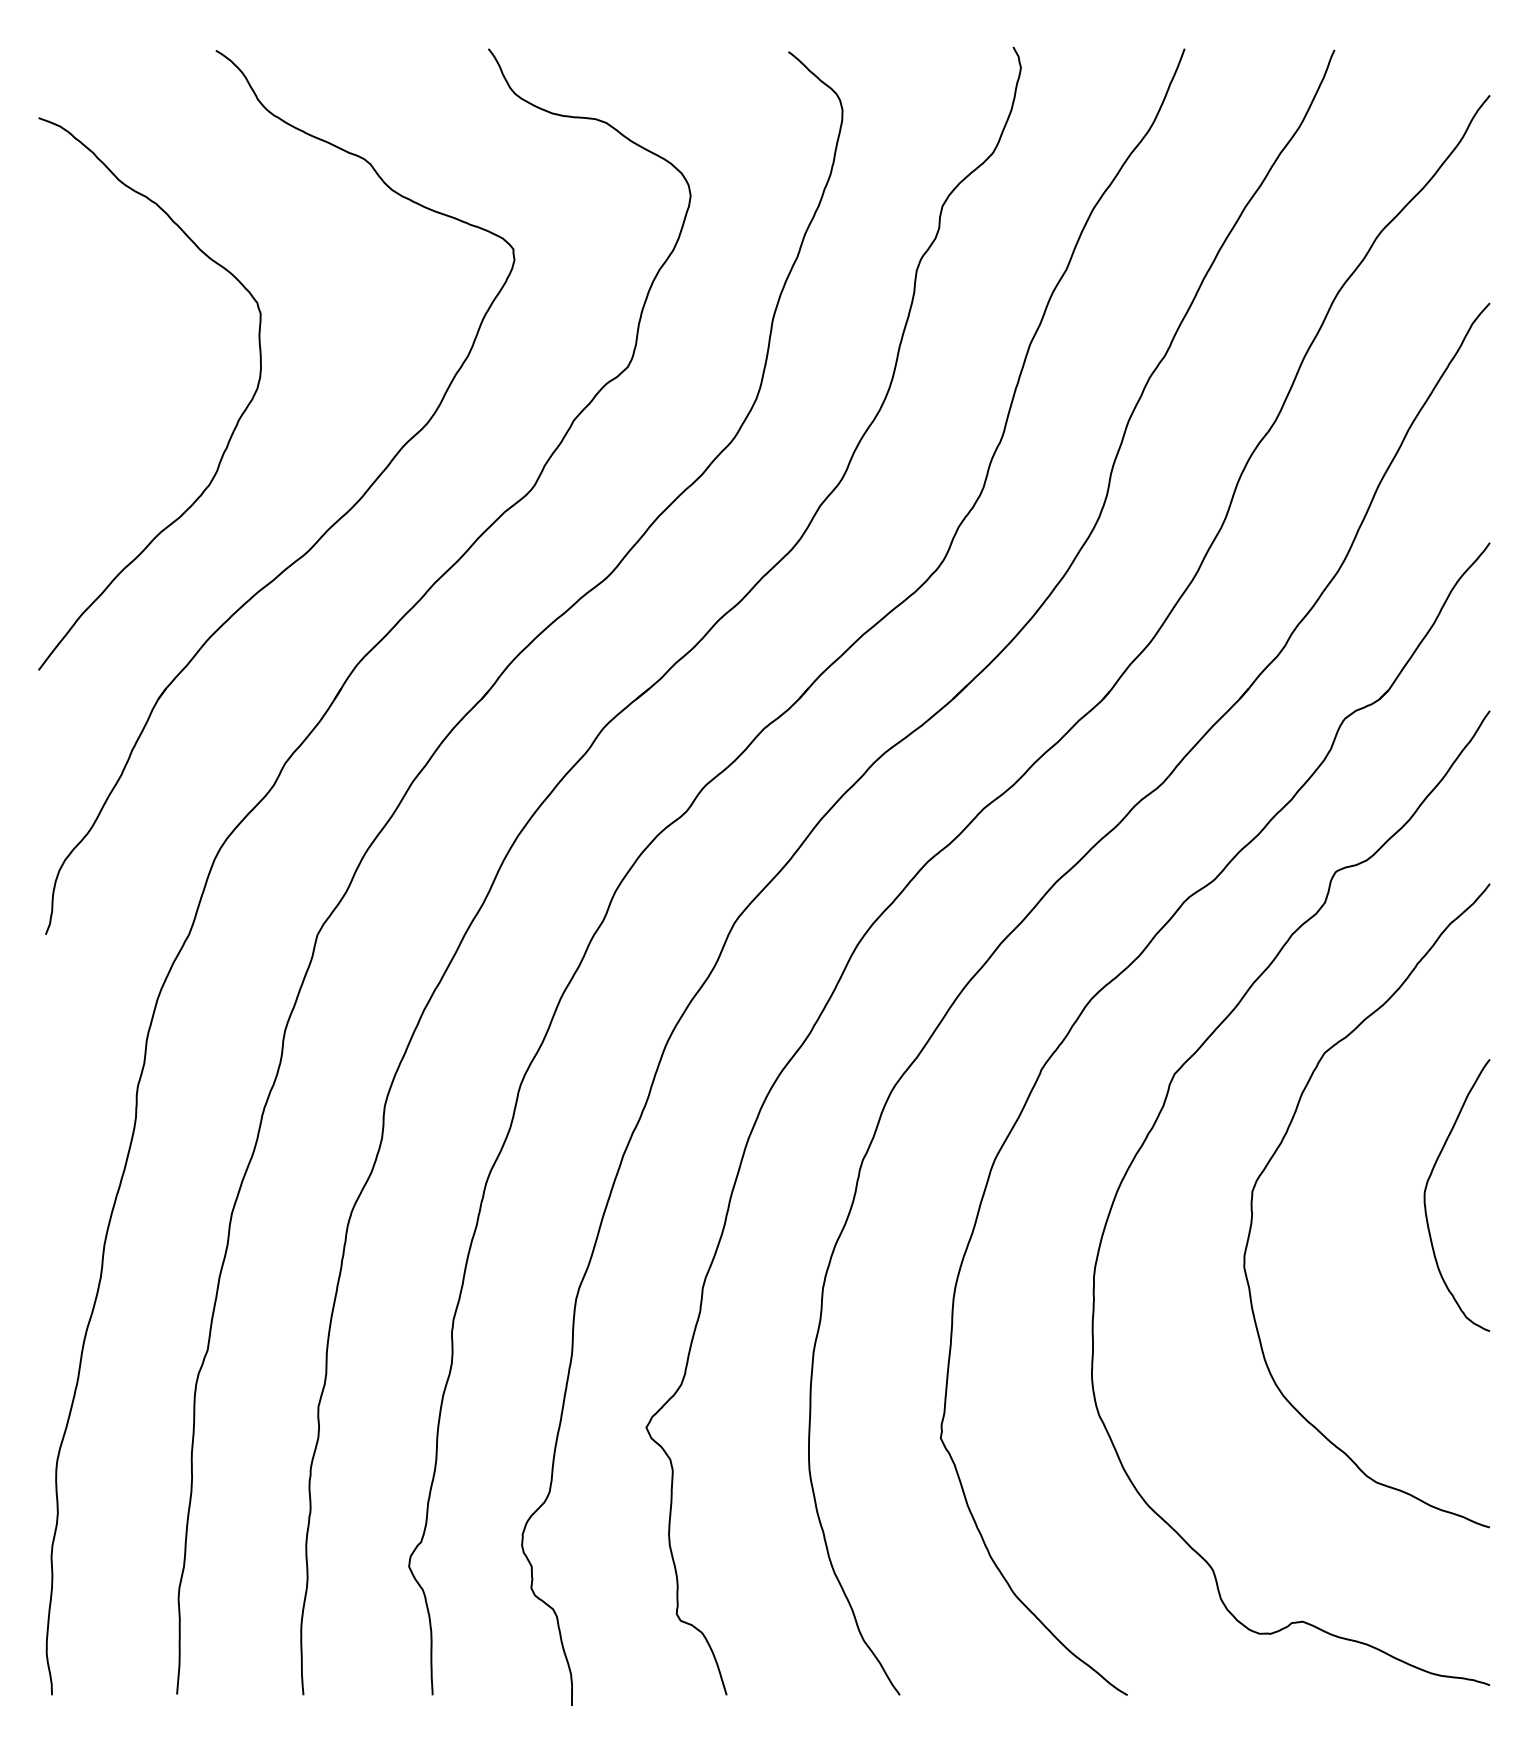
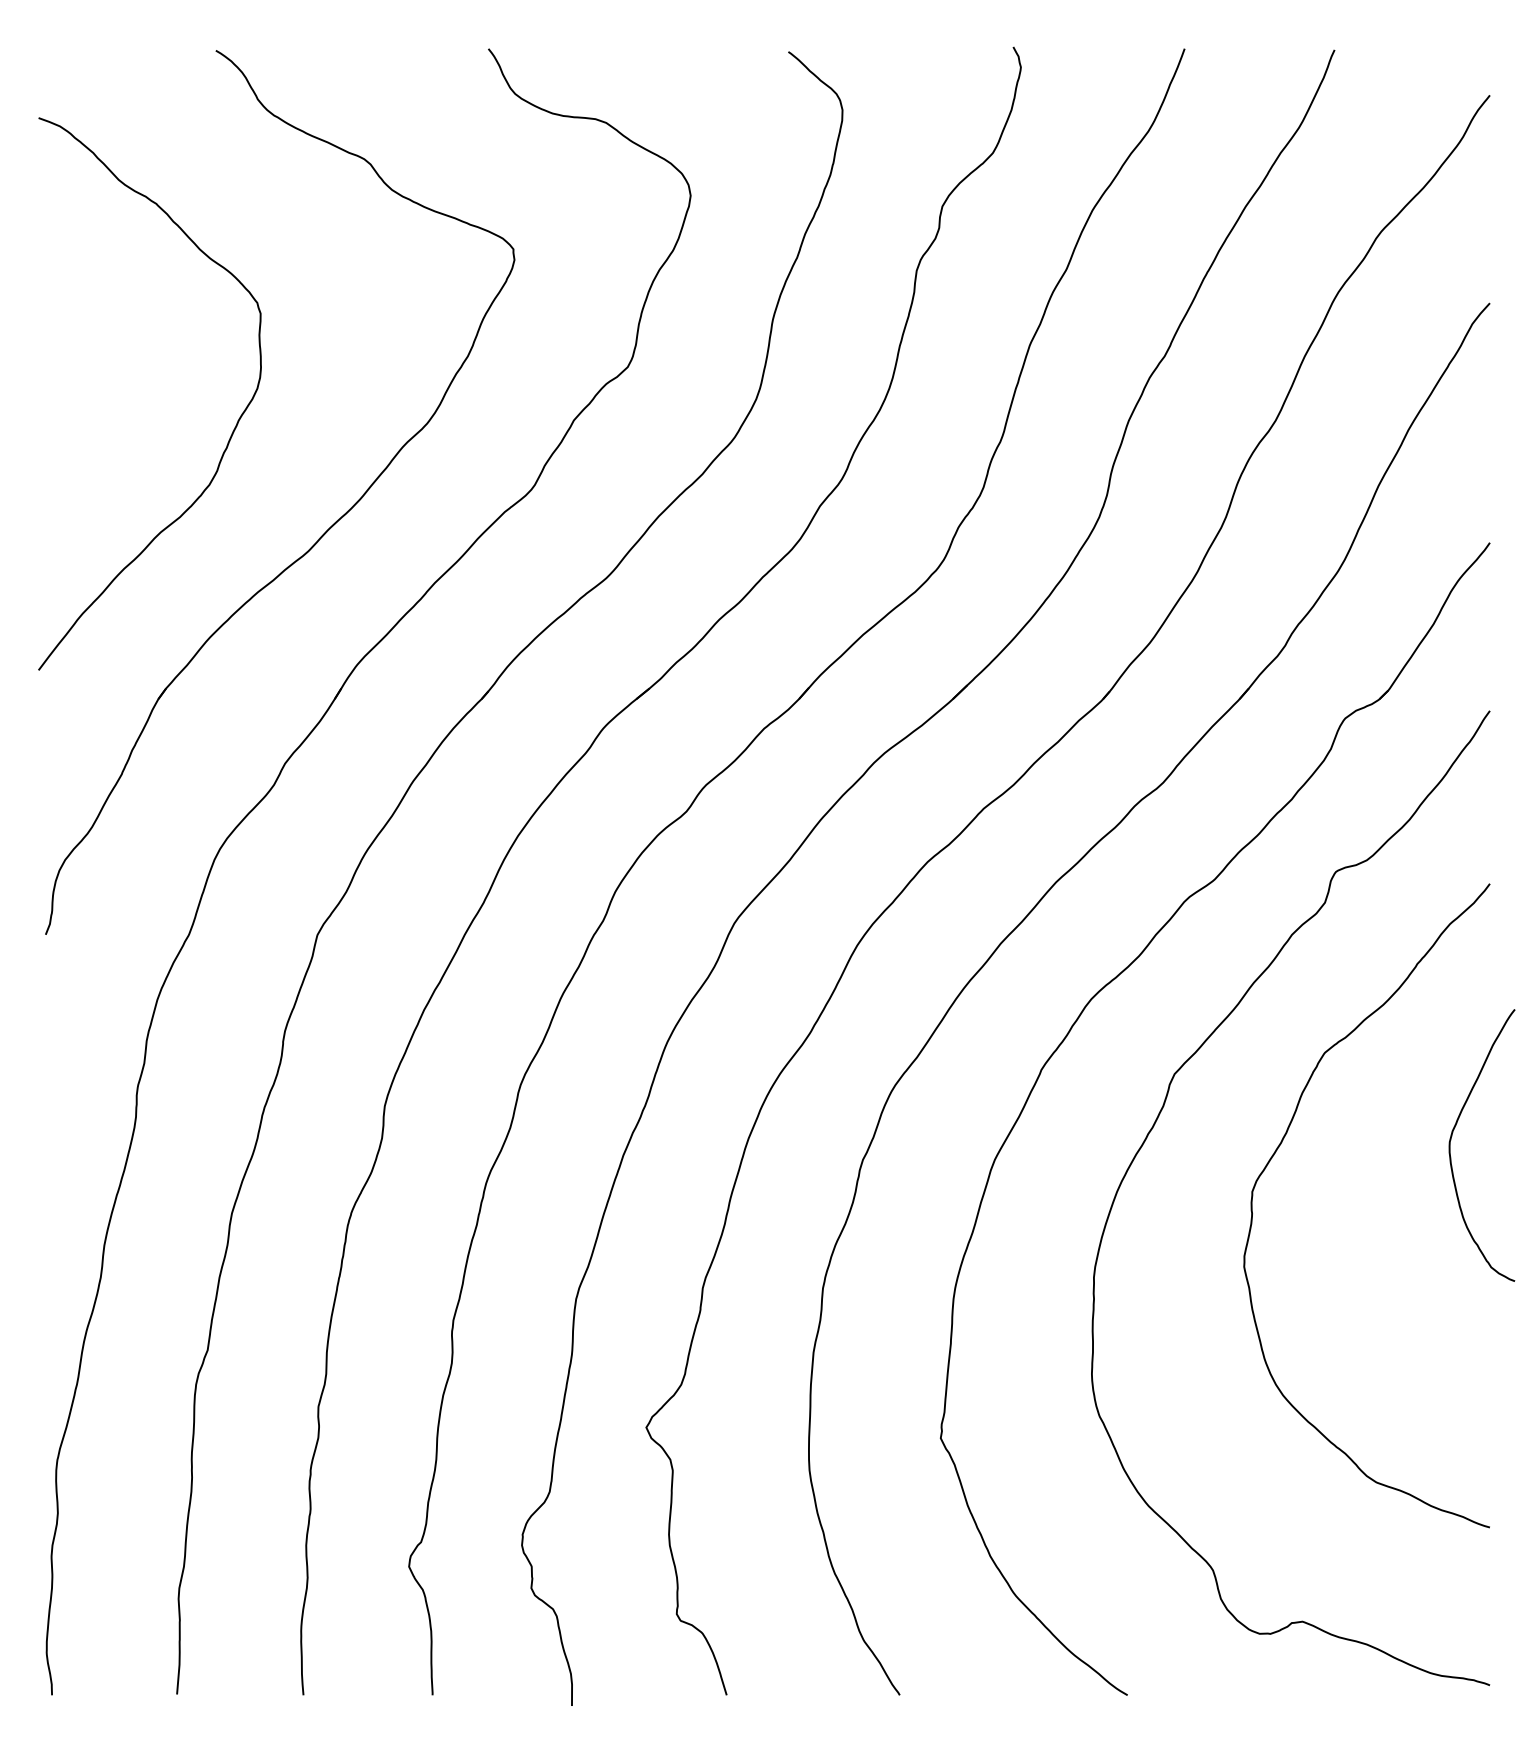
curve position: (1427, 1186) -> (1452, 1136) (1452, 1136)
